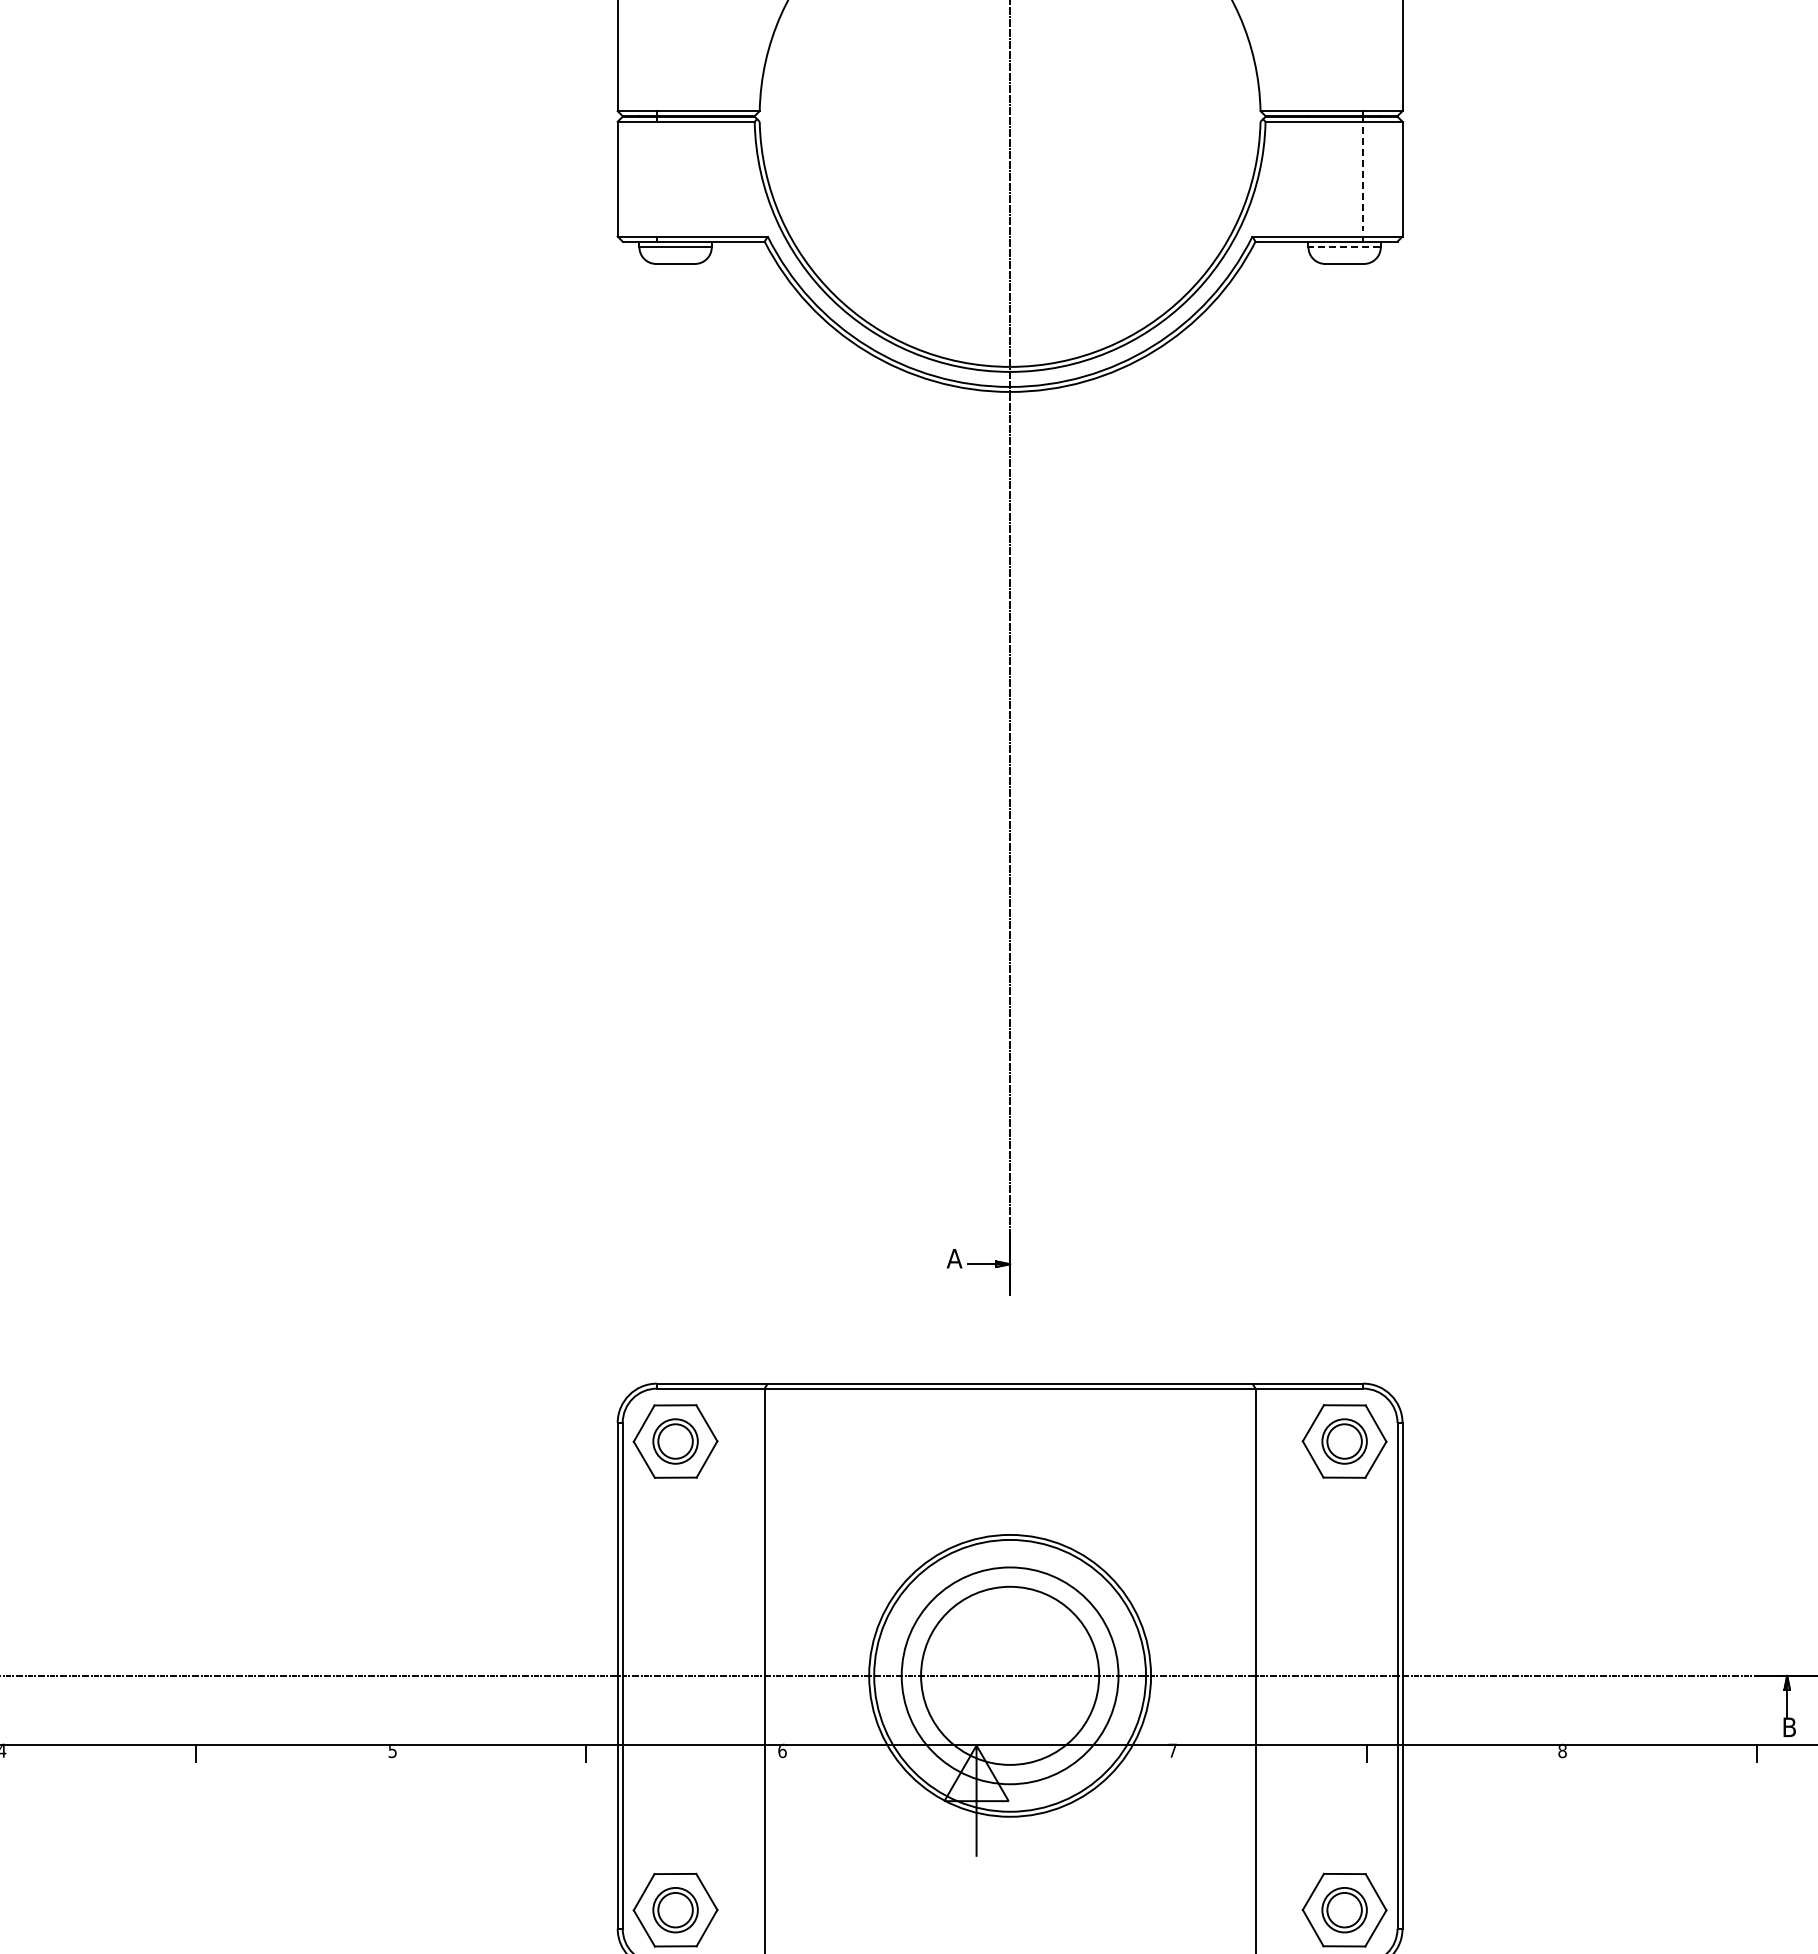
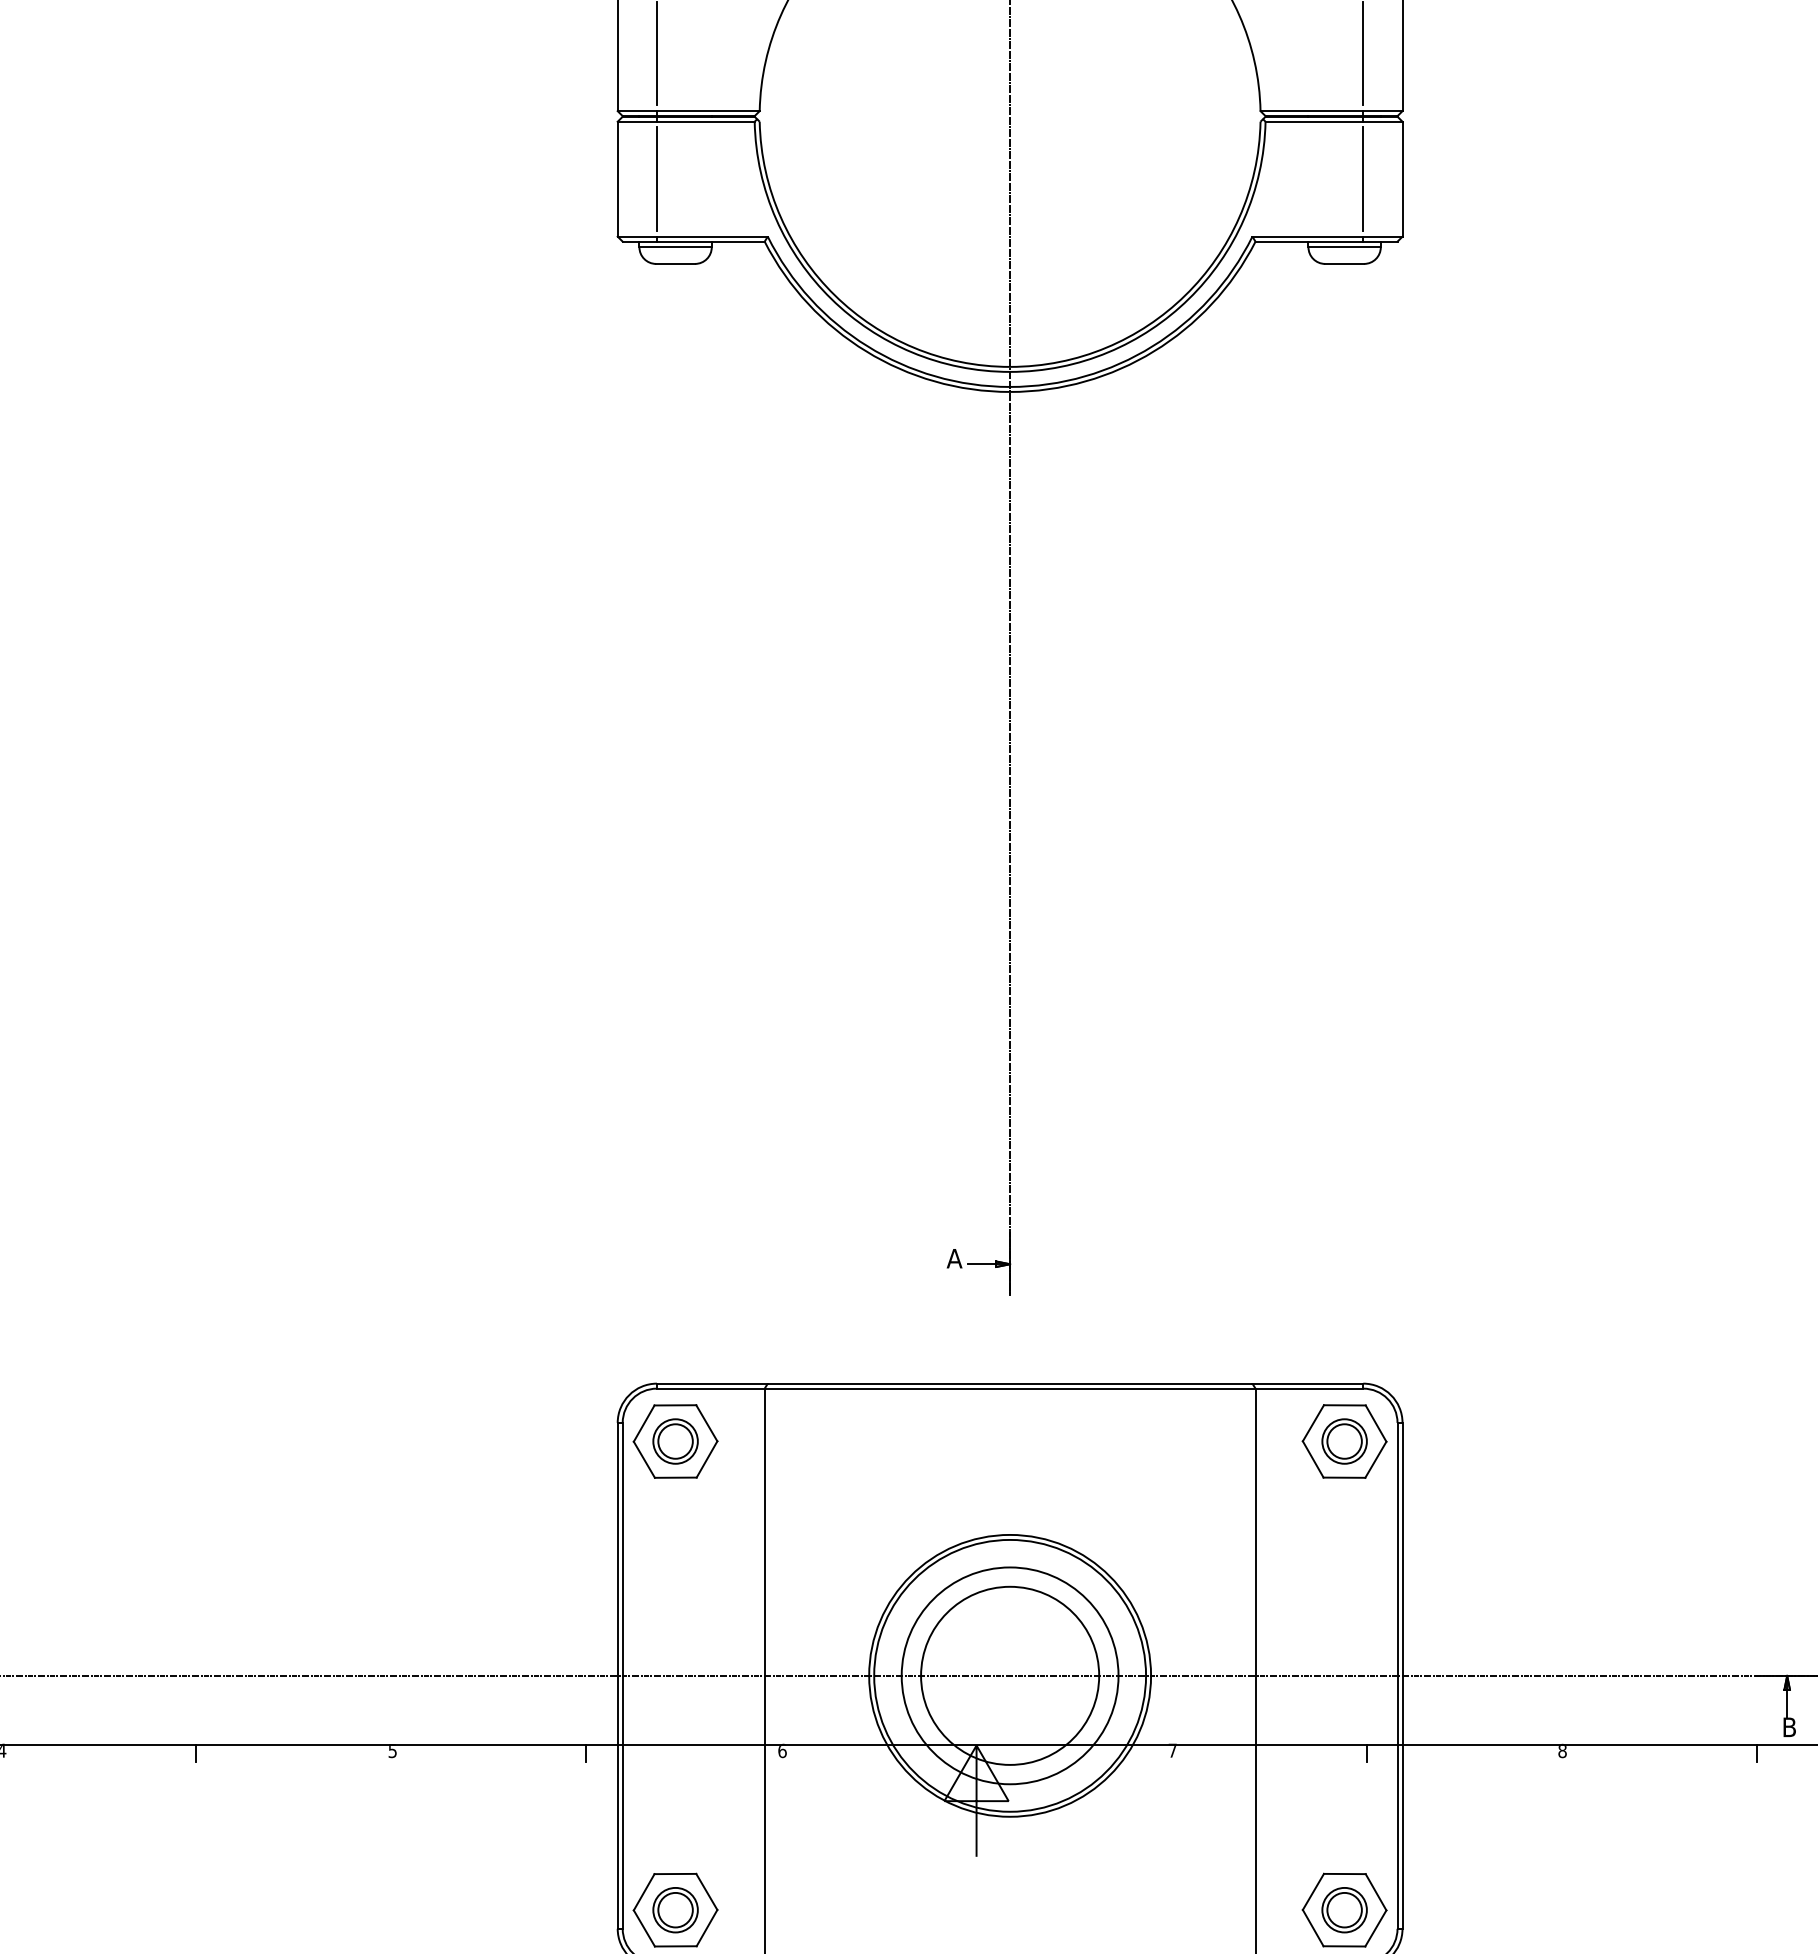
line: none -> present (656, 53)
line: none -> present (1363, 53)
line: none -> present (656, 178)
line: dashed -> solid (1363, 179)
line: dashed -> solid (1344, 247)
